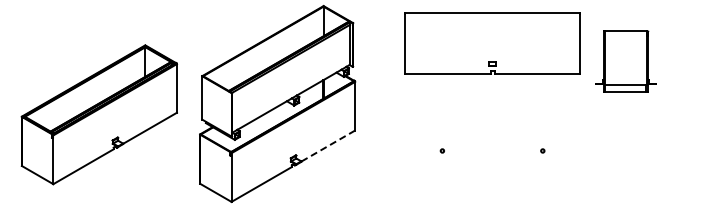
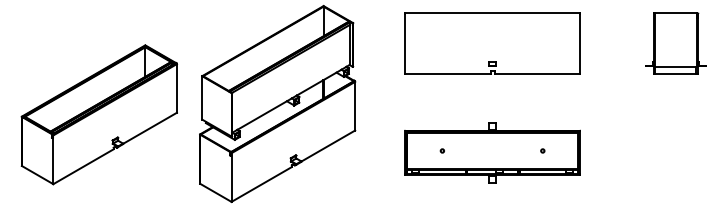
part position: (625, 61) -> (675, 43) (675, 43)
line: dashed -> solid (327, 146)
part: none -> present (492, 152)
